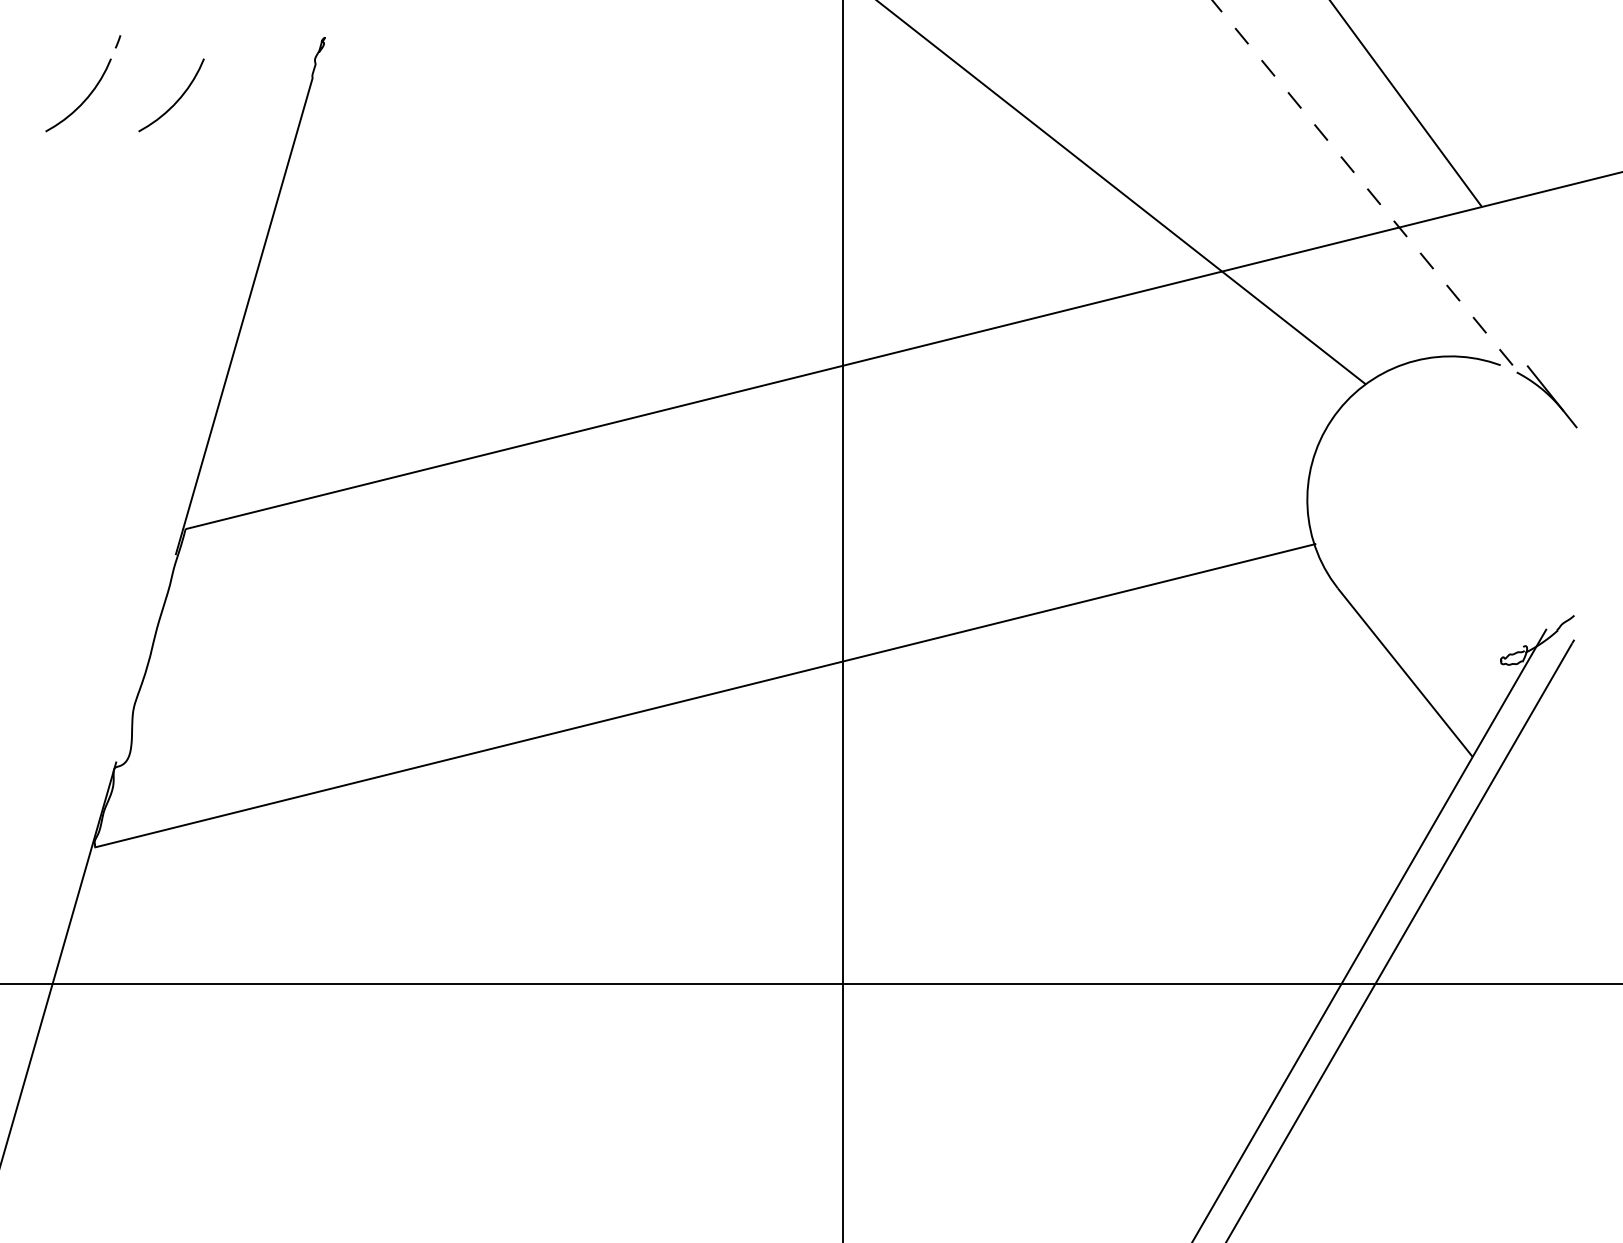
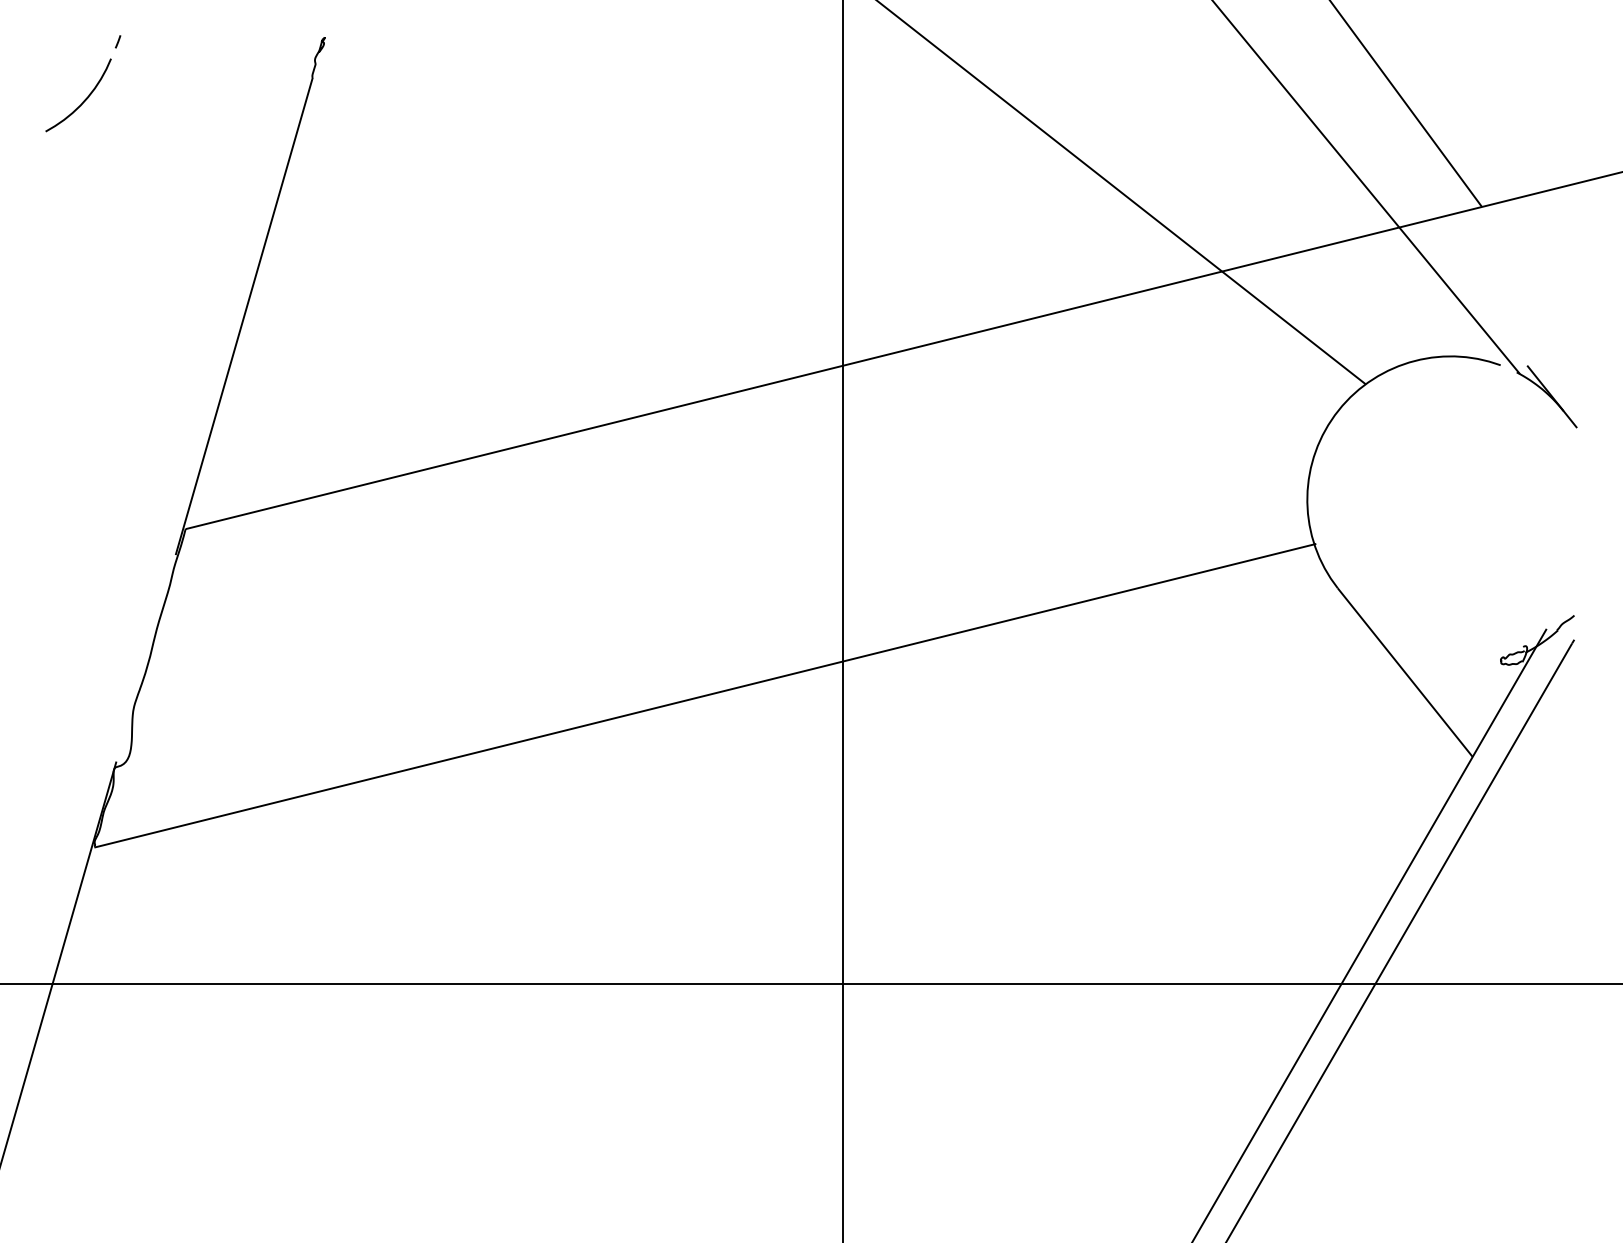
curve: present -> none (176, 100)
line: dashed -> solid (1366, 187)
